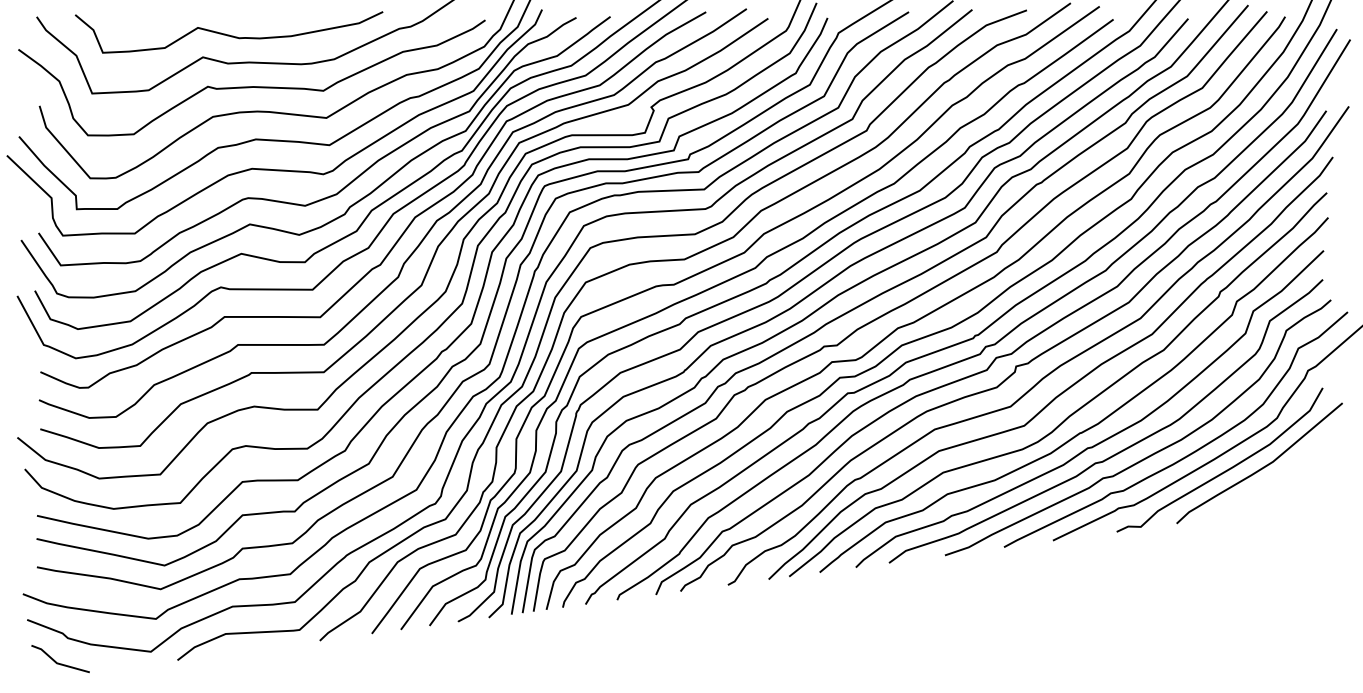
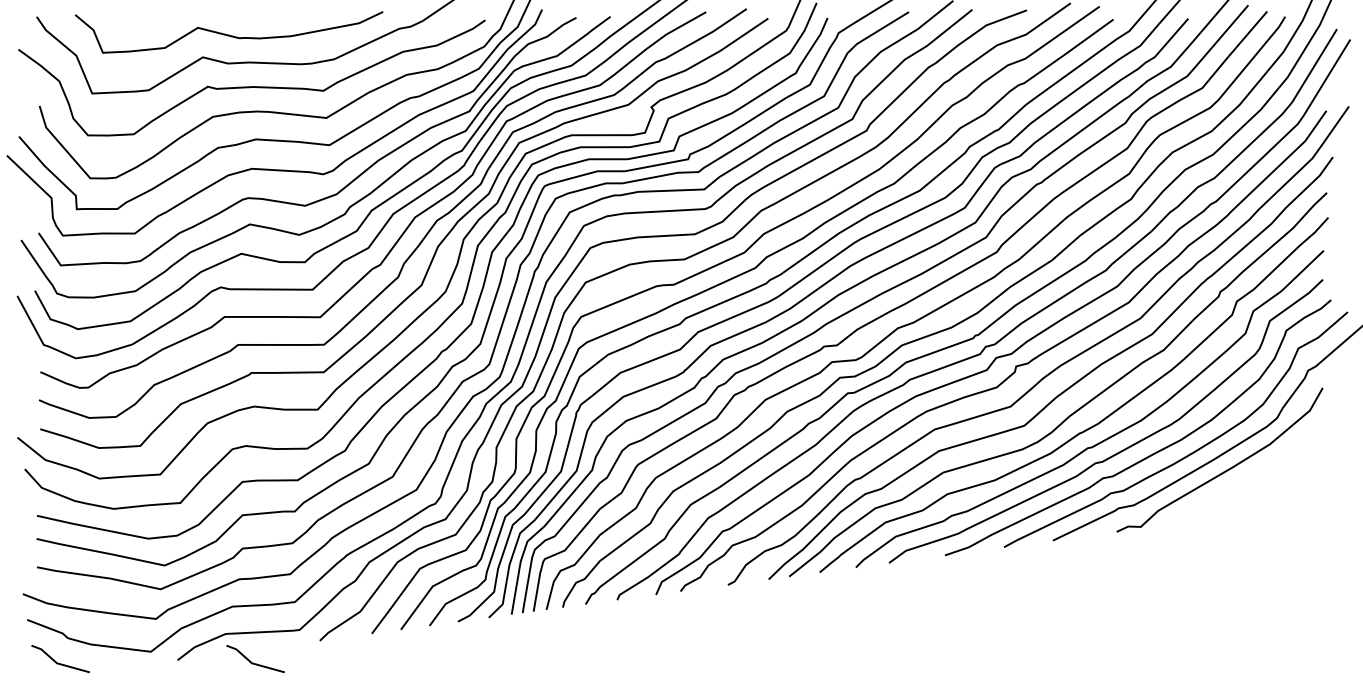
curve: present -> none (1261, 467)
line: none -> present (253, 662)
